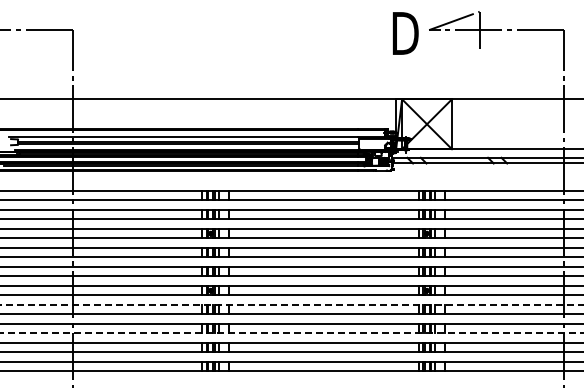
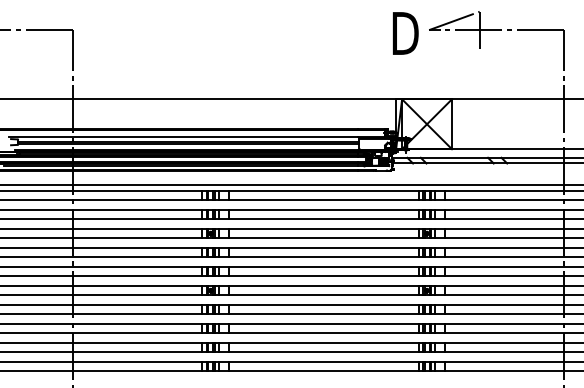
line: none -> present (291, 185)
line: dashed -> solid (291, 304)
line: dashed -> solid (292, 333)
